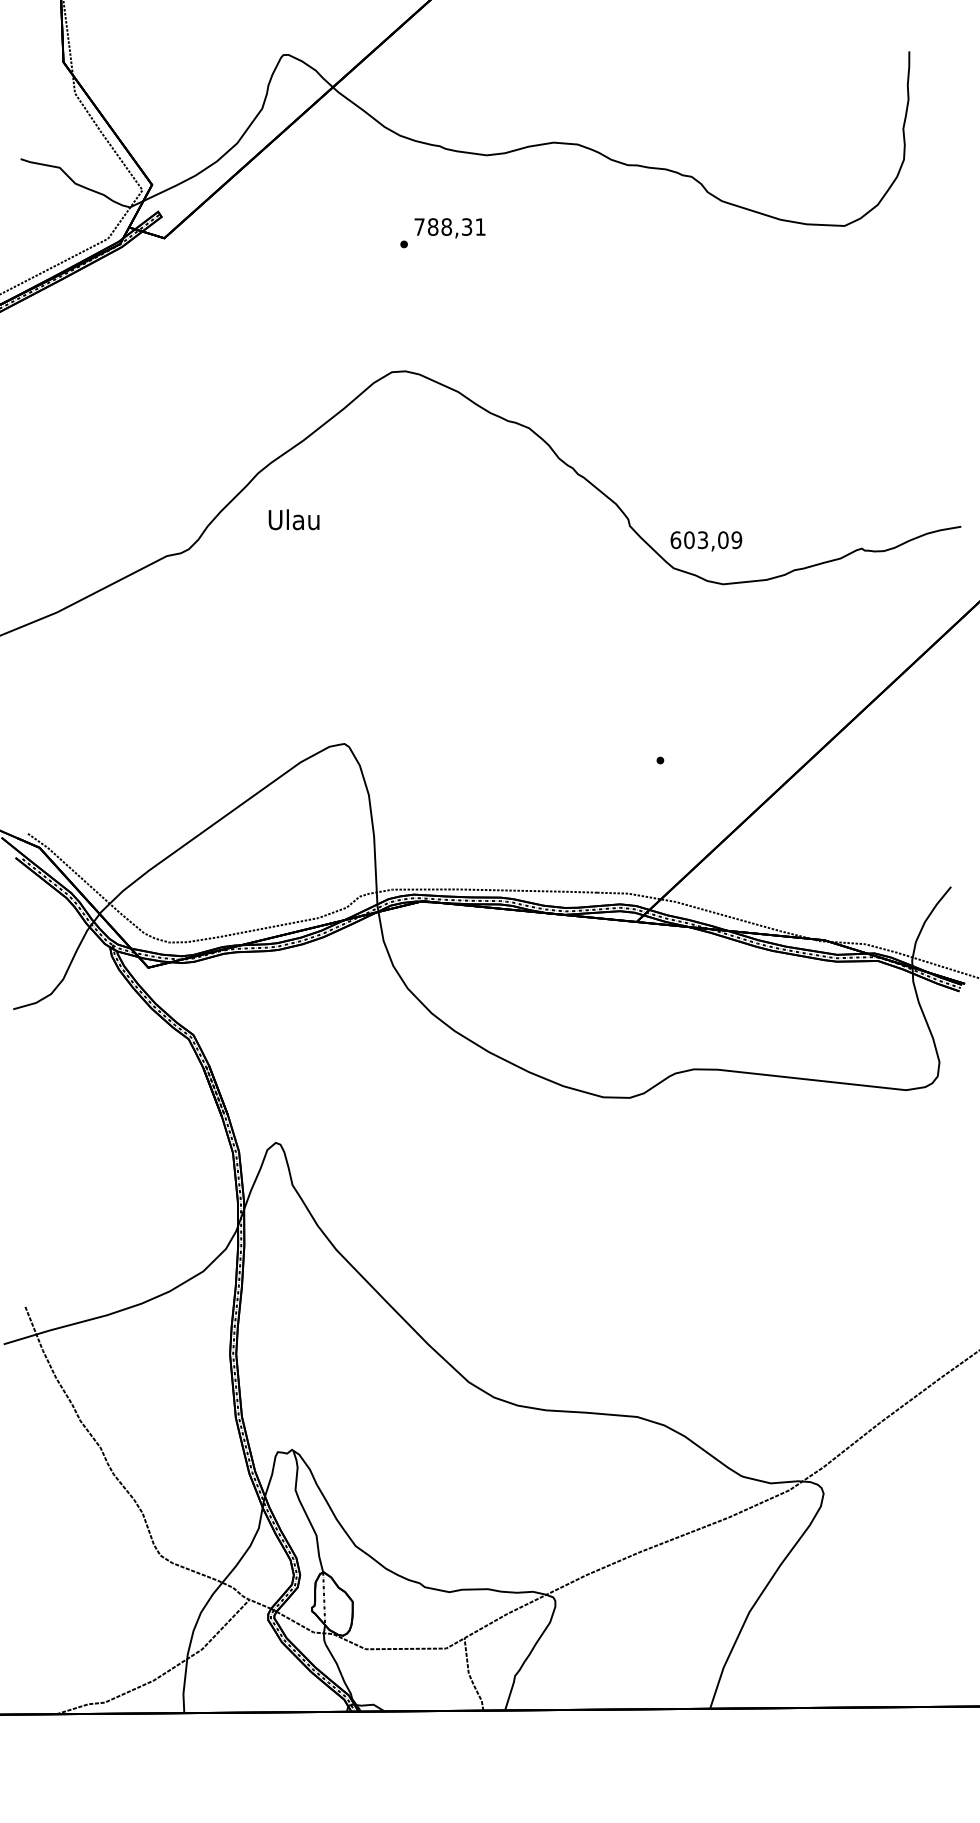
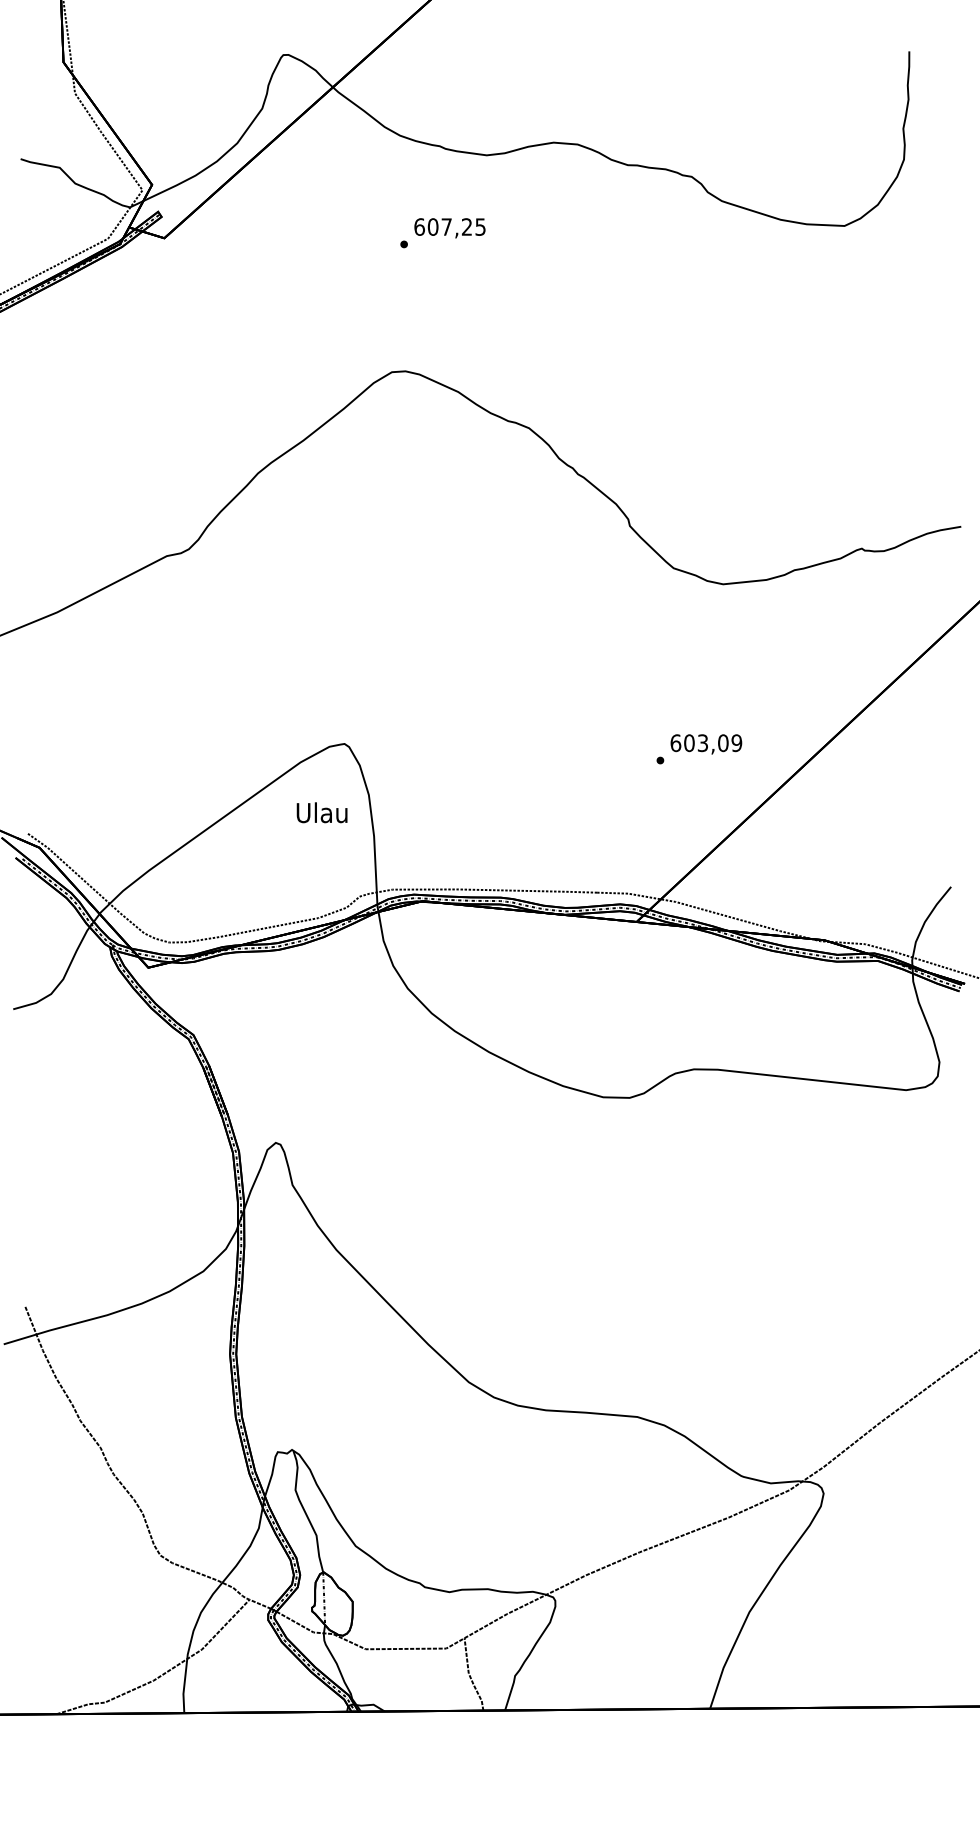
text: 788,31 -> 607,25 (449, 226)
text position: (293, 519) -> (321, 812) (321, 812)
text position: (706, 541) -> (706, 744) (706, 744)
